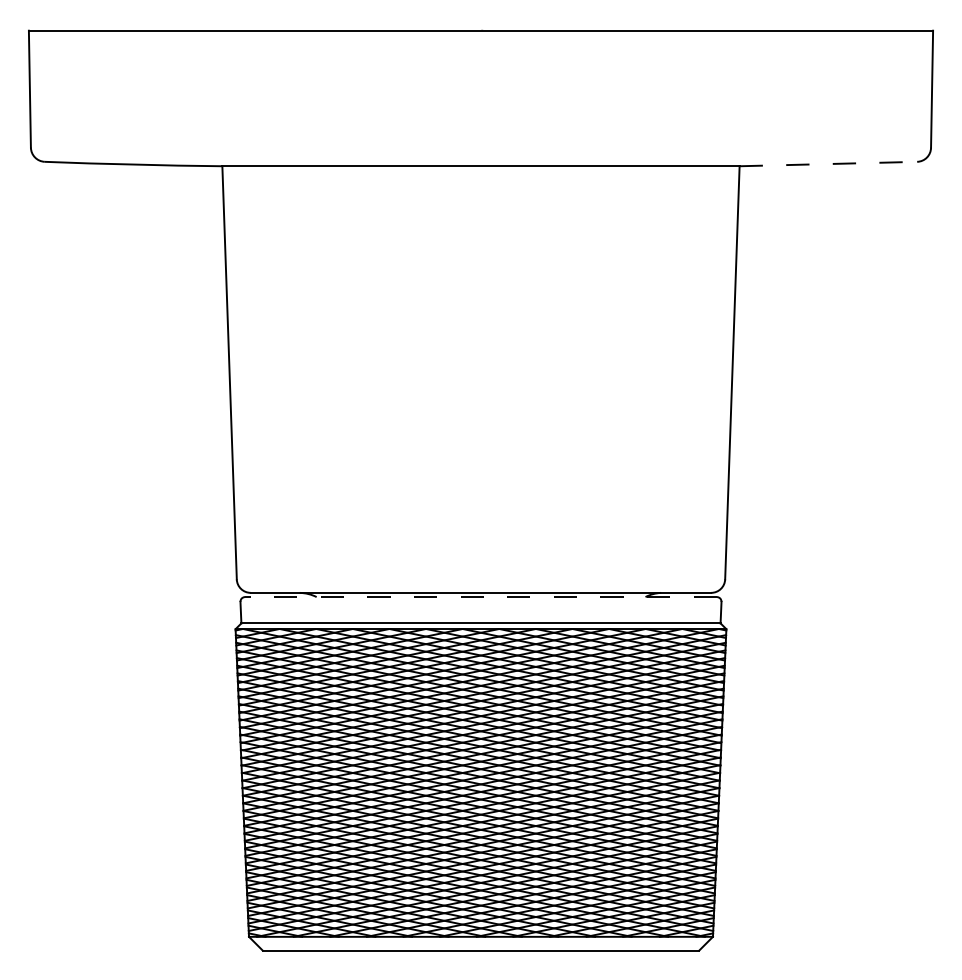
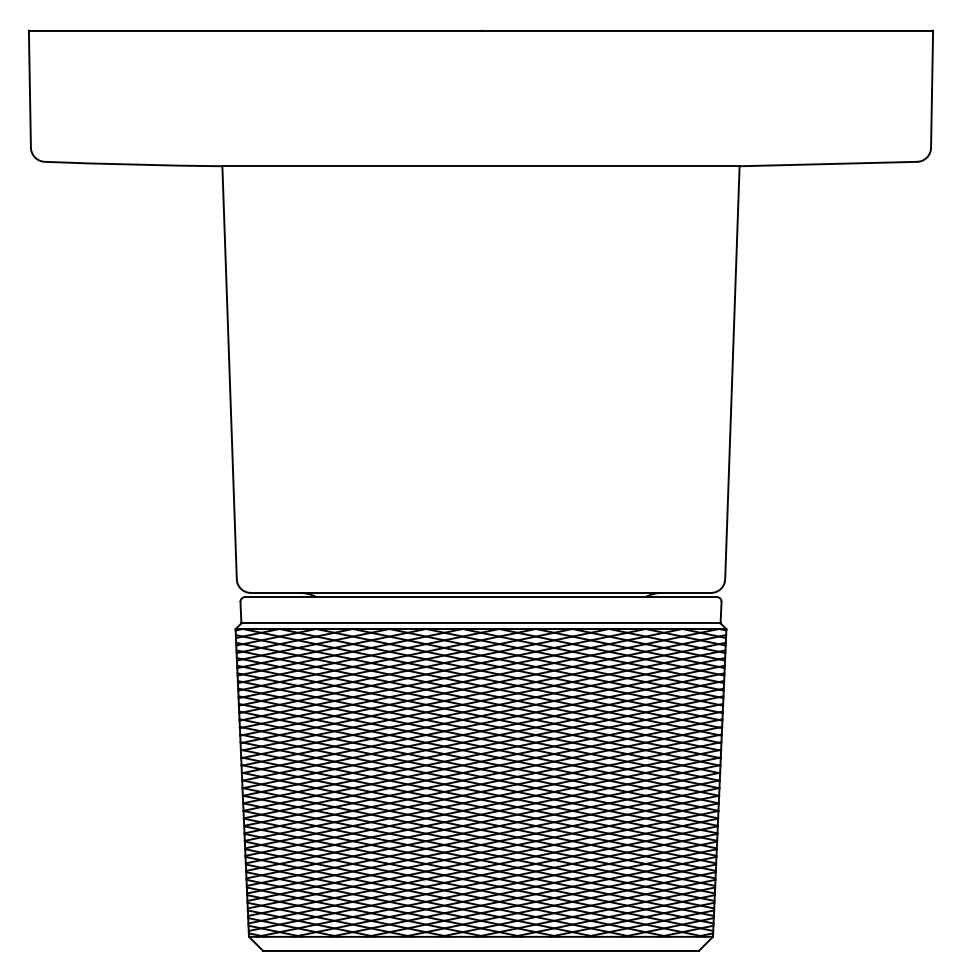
line: dashed -> solid (828, 164)
line: dashed -> solid (481, 597)
